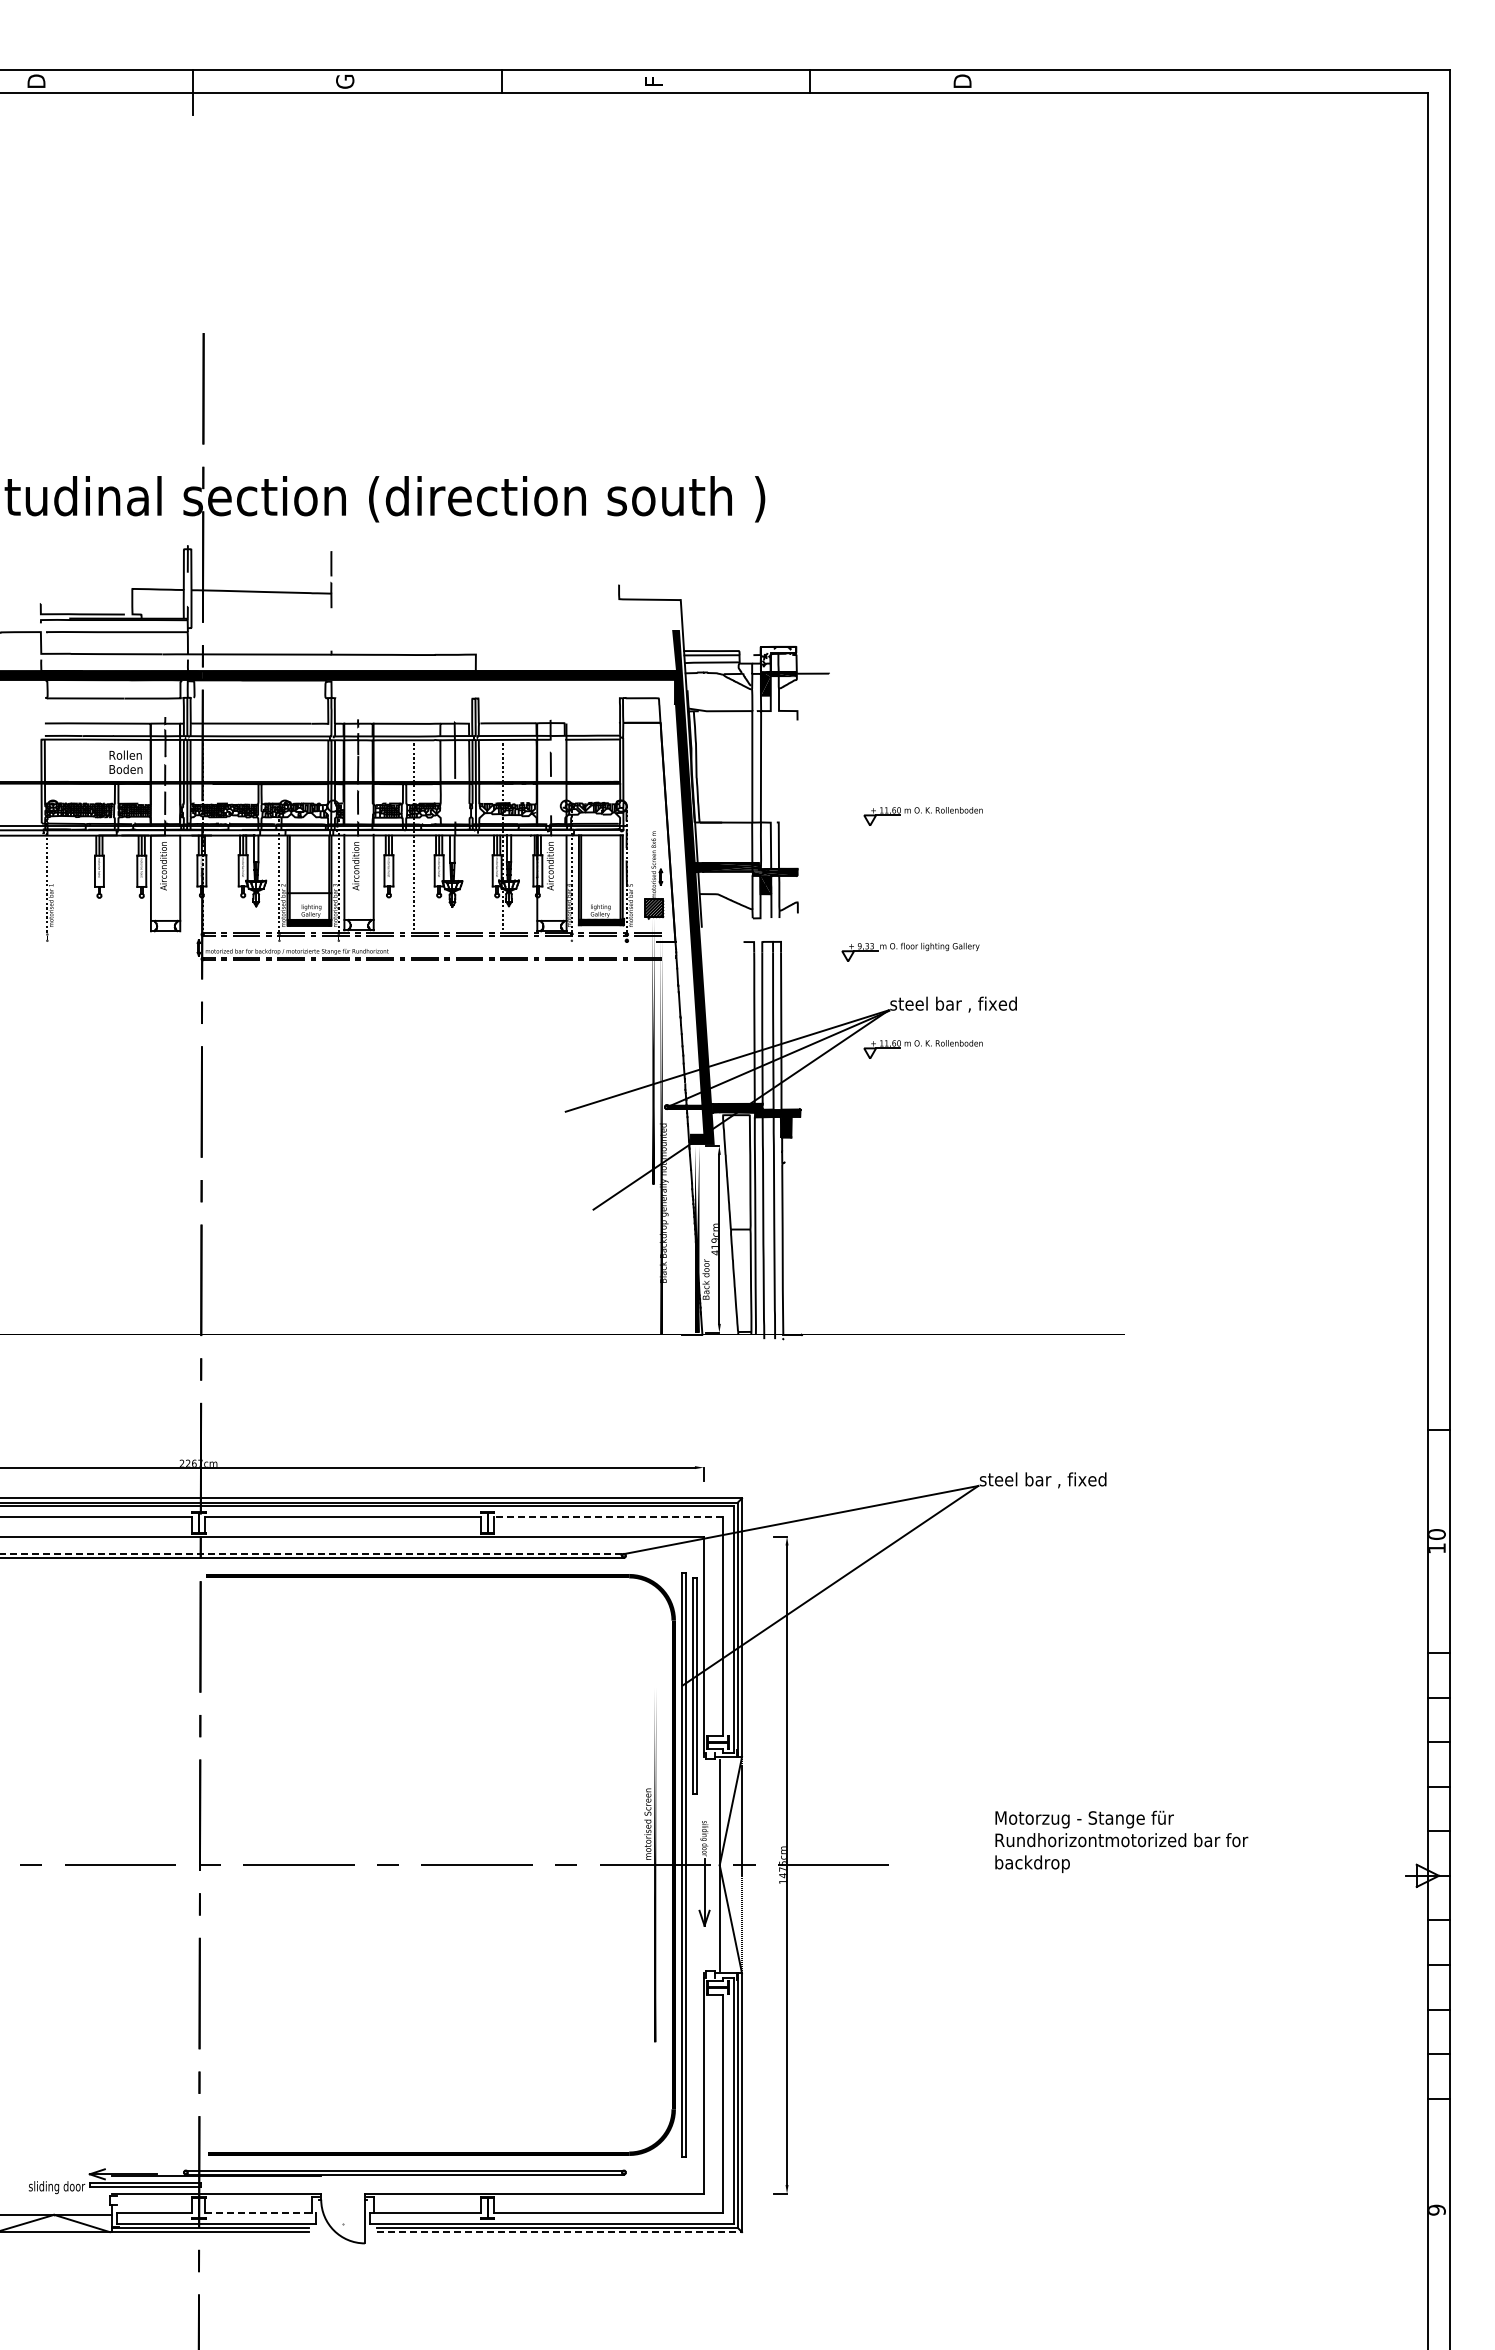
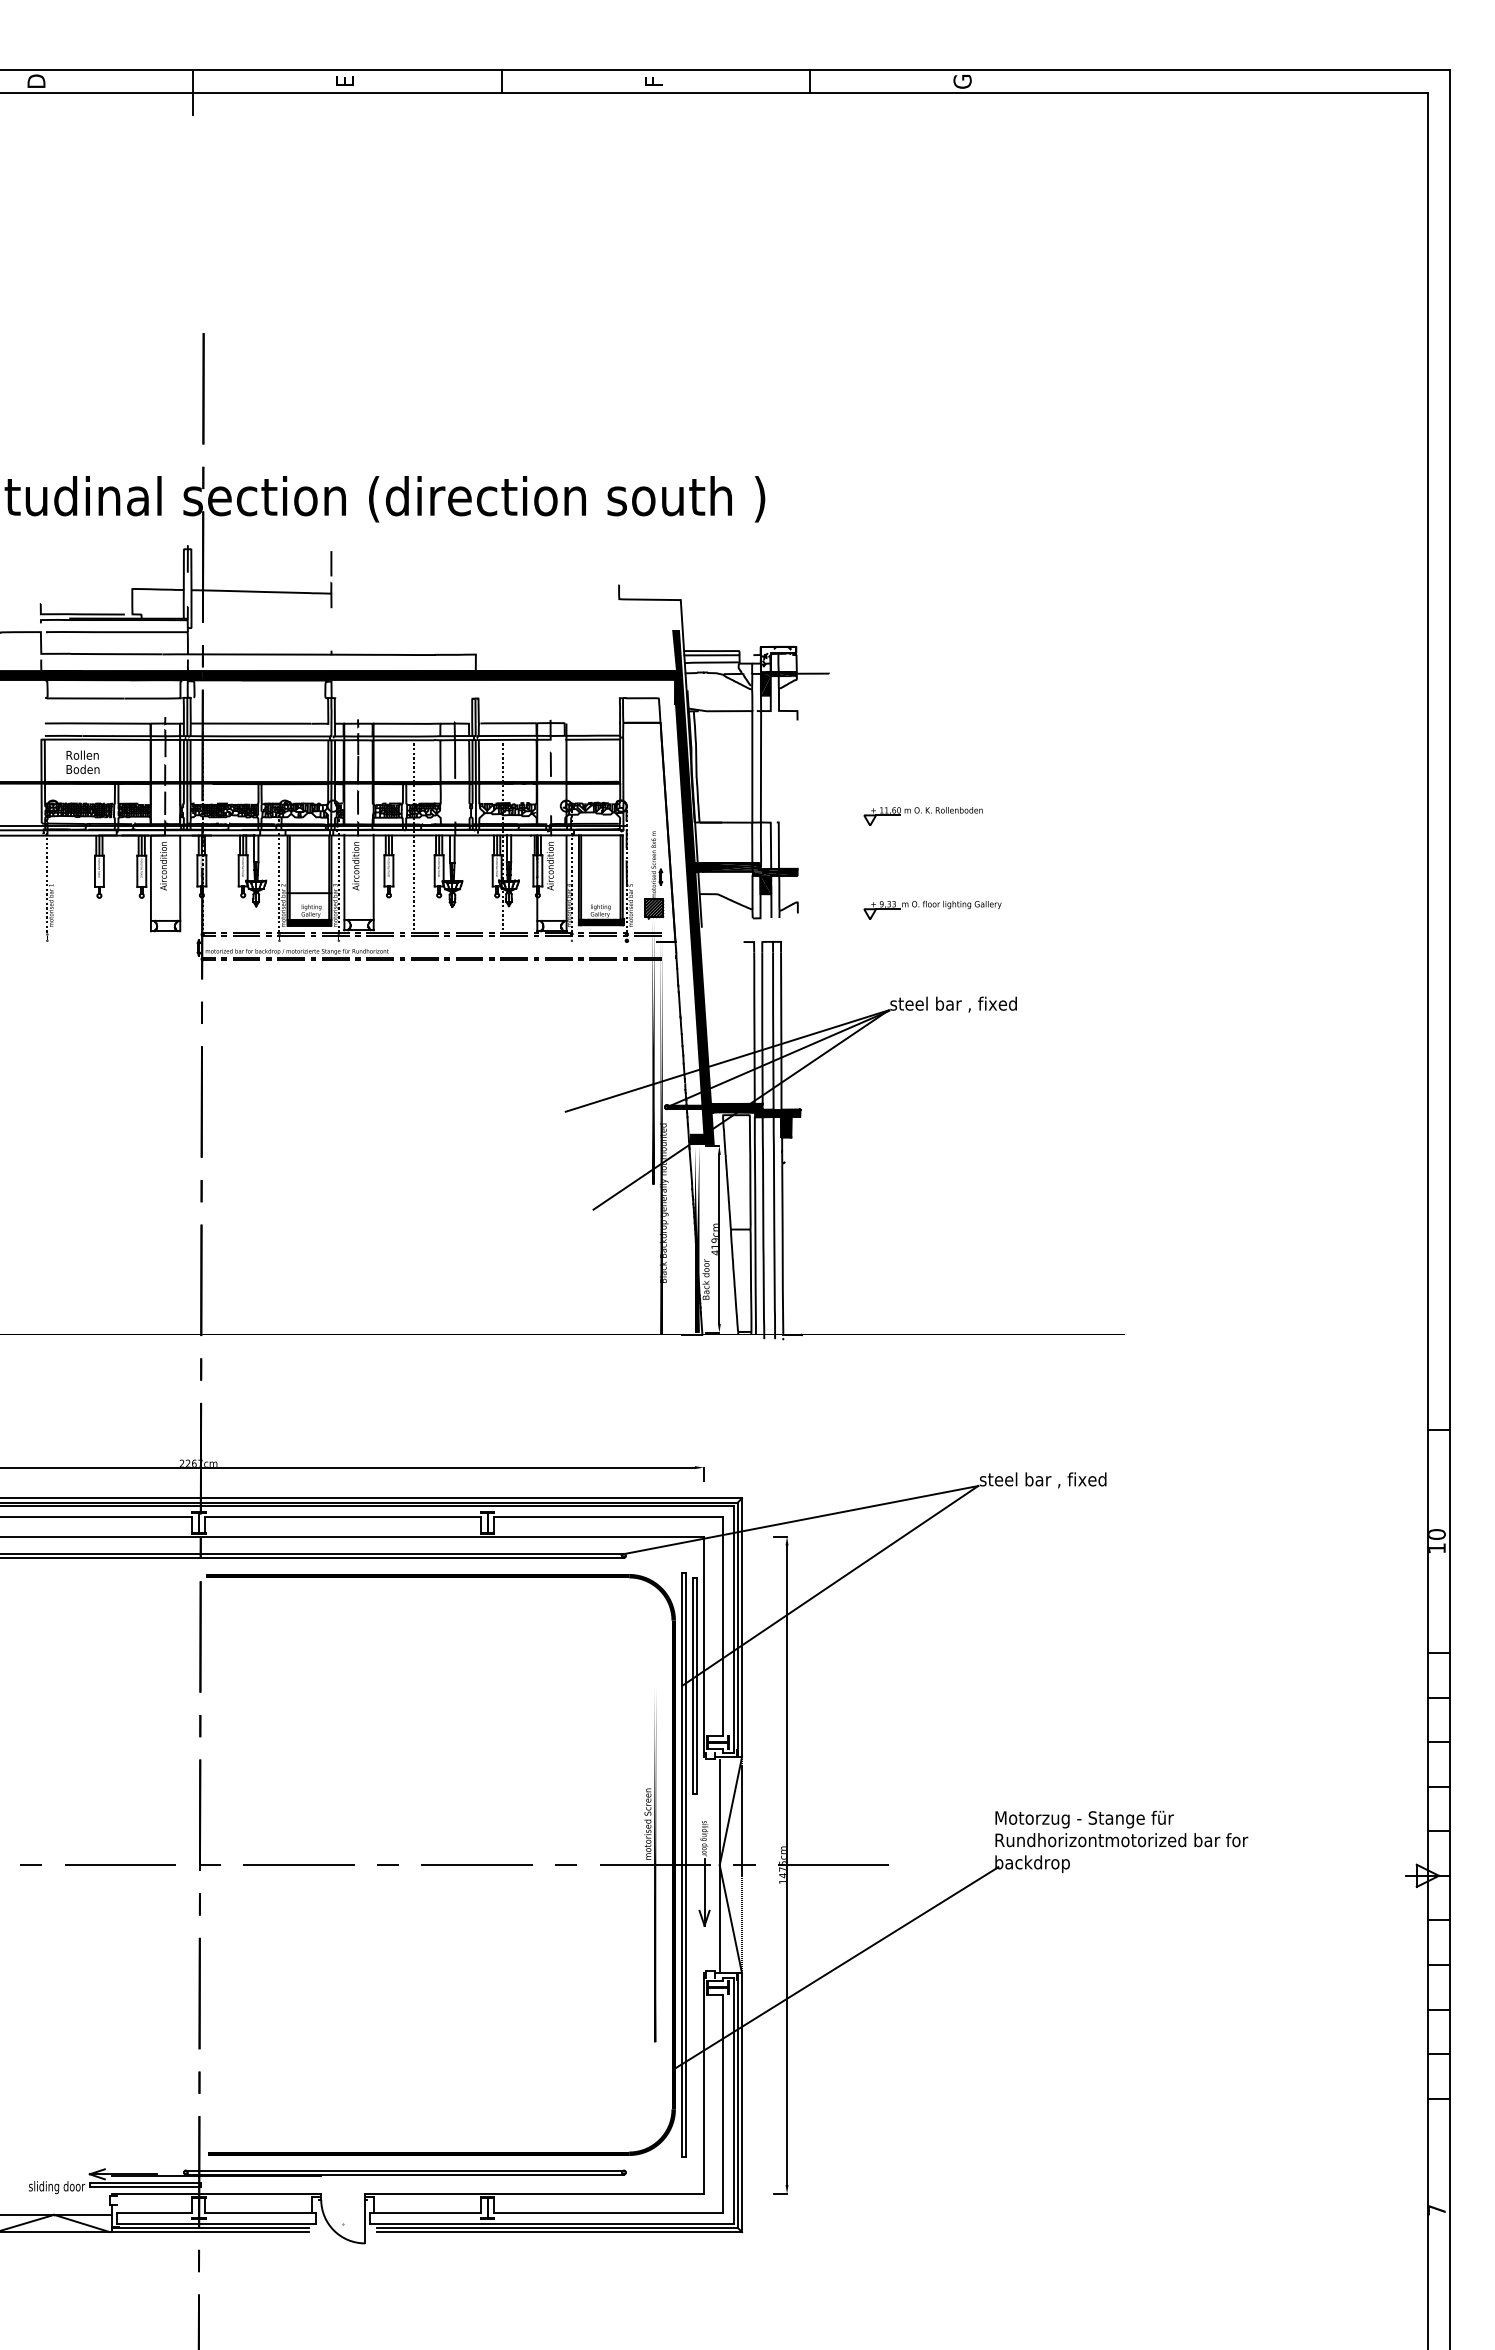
text: G -> E (345, 81)
text: D -> G (962, 81)
text position: (125, 761) -> (82, 761) (82, 761)
part position: (910, 951) -> (932, 909) (932, 909)
part: present -> none (922, 1049)
line: dashed -> solid (608, 1517)
line: dashed -> solid (312, 1553)
line: none -> present (836, 1967)
text: 9 -> 7 (1437, 2209)
line: dashed -> solid (261, 2213)
line: dashed -> solid (559, 2232)
